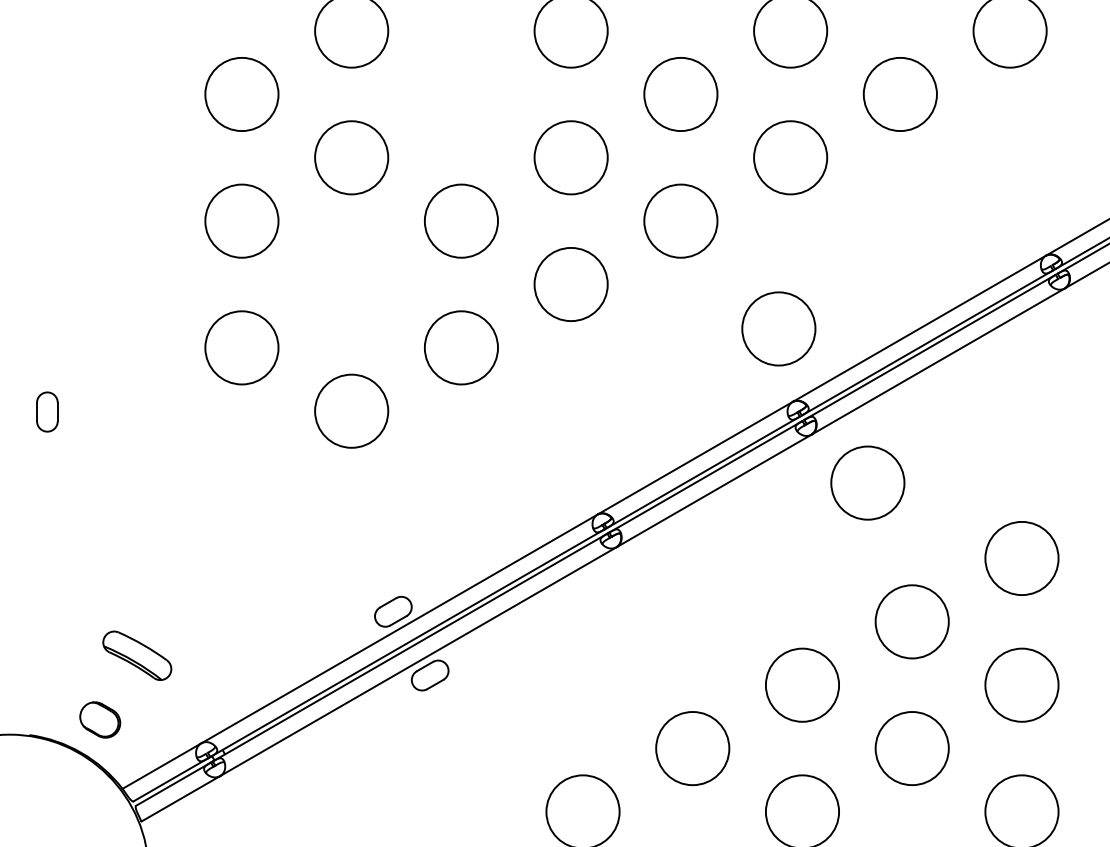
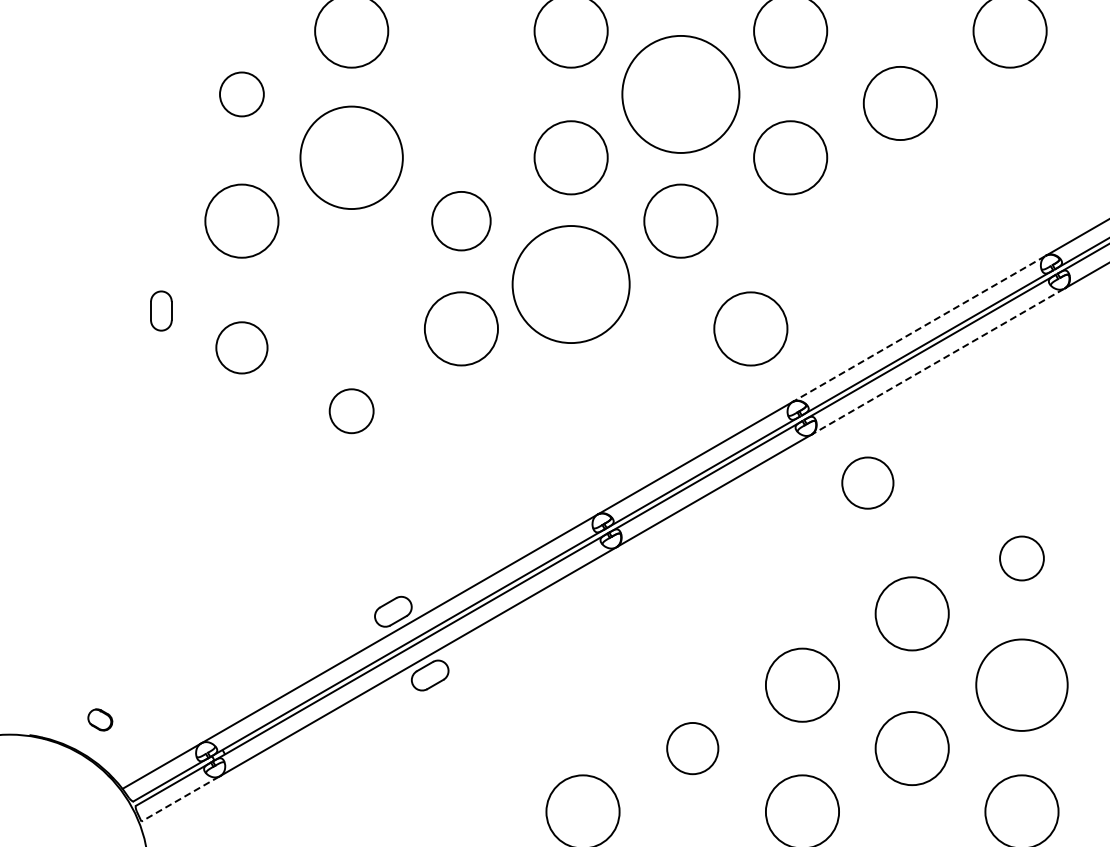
circle diameter: 73 px -> 44 px (241, 94)
circle diameter: 73 px -> 117 px (680, 93)
circle position: (899, 94) -> (899, 103) (899, 103)
circle diameter: 73 px -> 102 px (351, 157)
circle diameter: 73 px -> 59 px (461, 220)
circle diameter: 73 px -> 117 px (570, 284)
circle position: (778, 328) -> (750, 328) (750, 328)
line: solid -> dashed (918, 329)
circle diameter: 73 px -> 51 px (241, 347)
circle position: (461, 347) -> (461, 328) (461, 328)
line: solid -> dashed (937, 361)
circle diameter: 73 px -> 44 px (351, 411)
part position: (47, 411) -> (161, 310) (161, 310)
circle diameter: 73 px -> 51 px (867, 482)
circle diameter: 73 px -> 44 px (1021, 558)
circle position: (911, 621) -> (911, 613) (911, 613)
part: present -> none (137, 655)
circle diameter: 73 px -> 91 px (1021, 684)
part size: 43x38 px -> 27x24 px (100, 719)
circle diameter: 73 px -> 51 px (692, 748)
line: solid -> dashed (180, 799)
